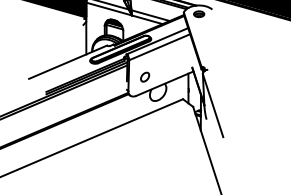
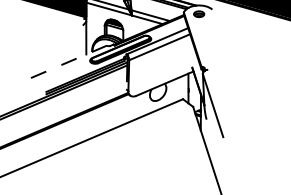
line: solid -> dashed (67, 62)
part: present -> none (145, 76)
